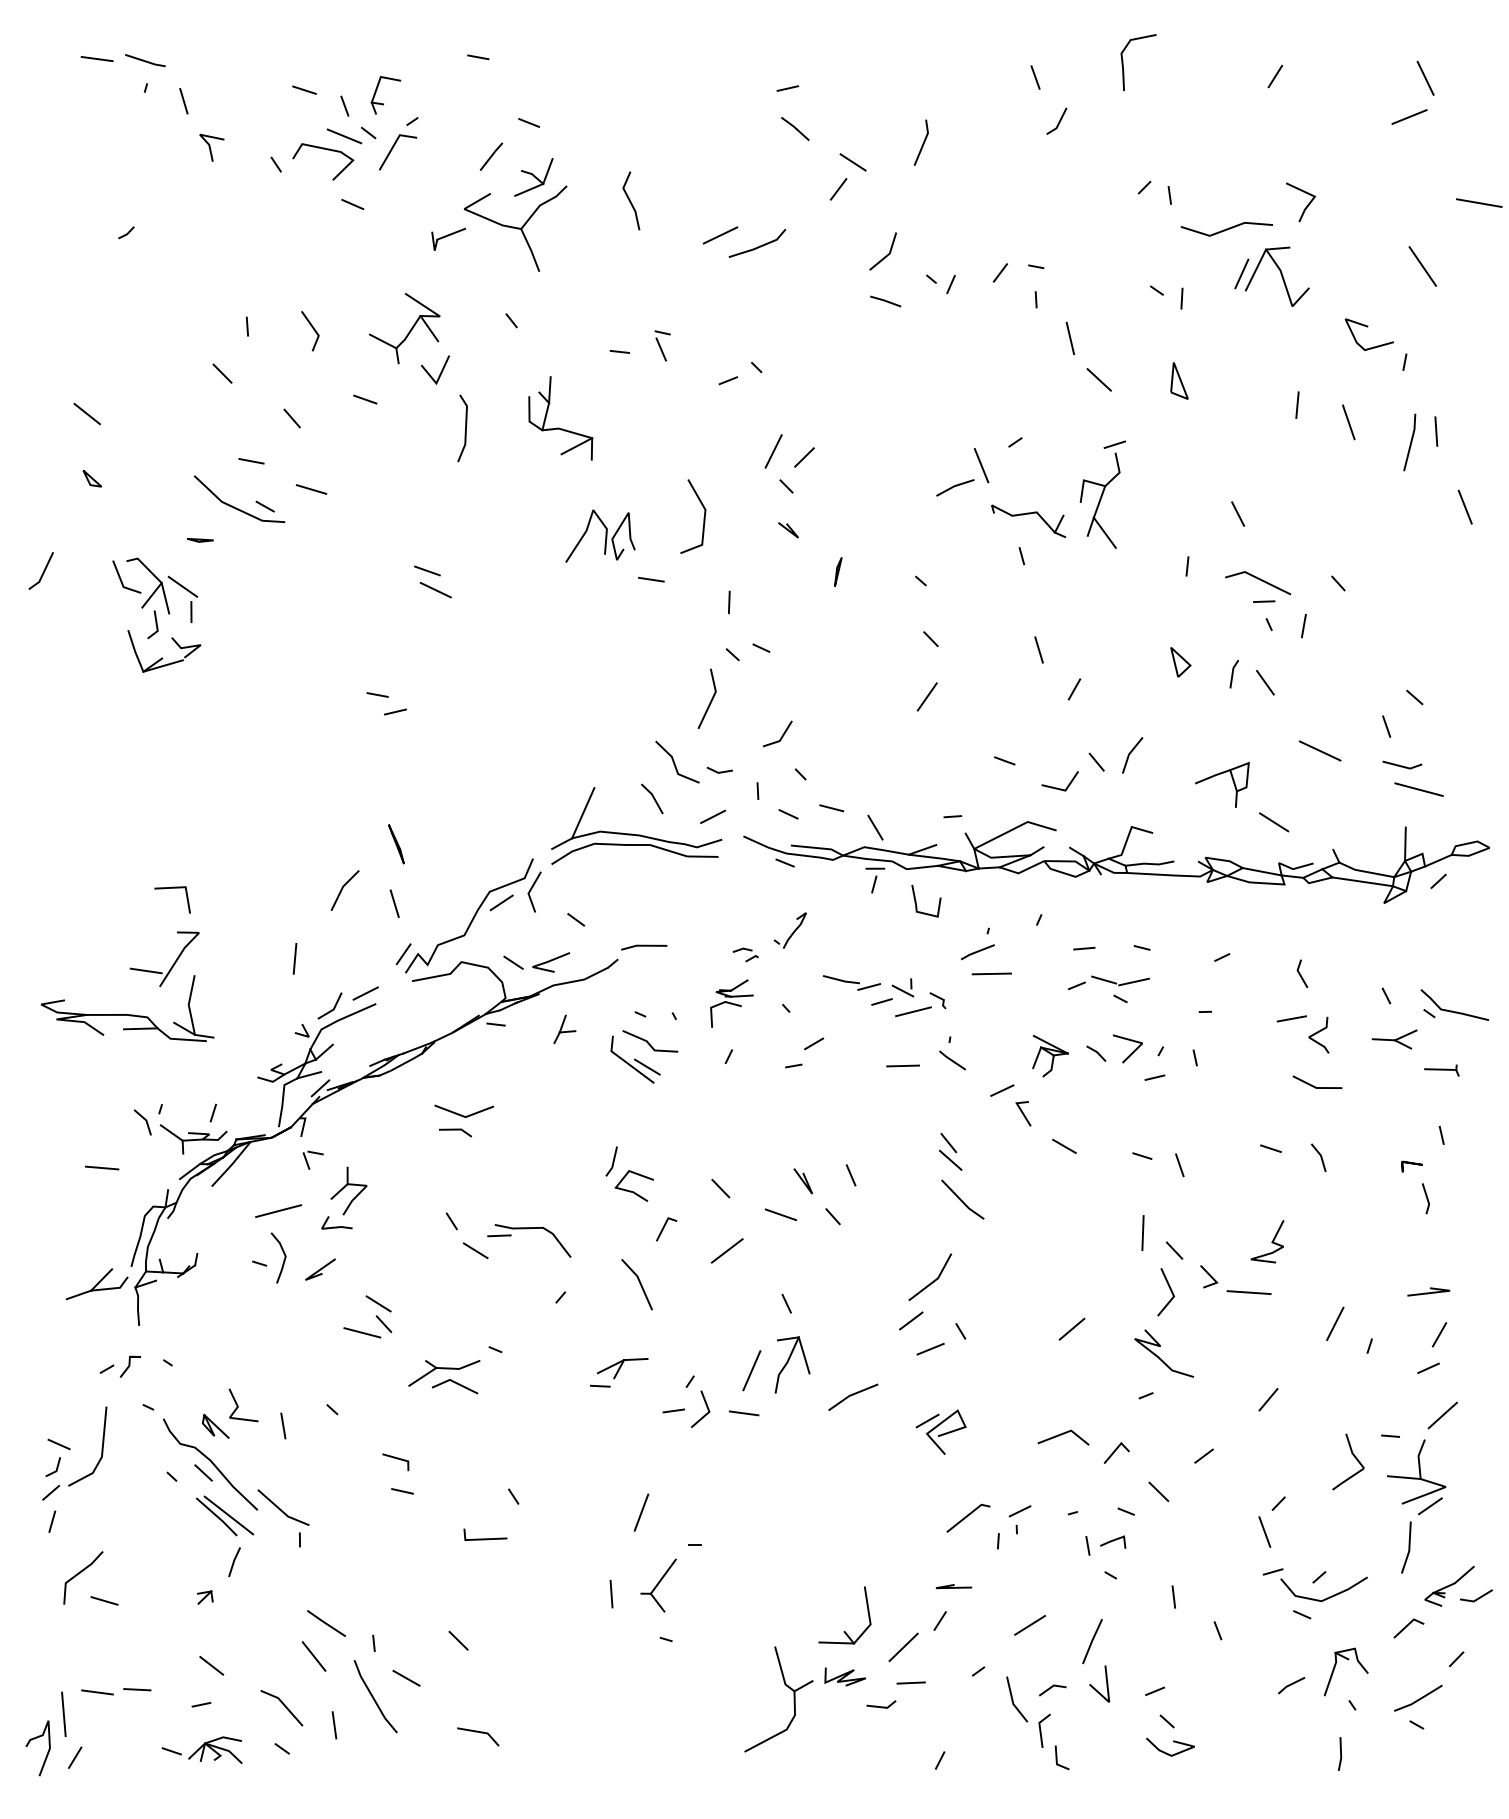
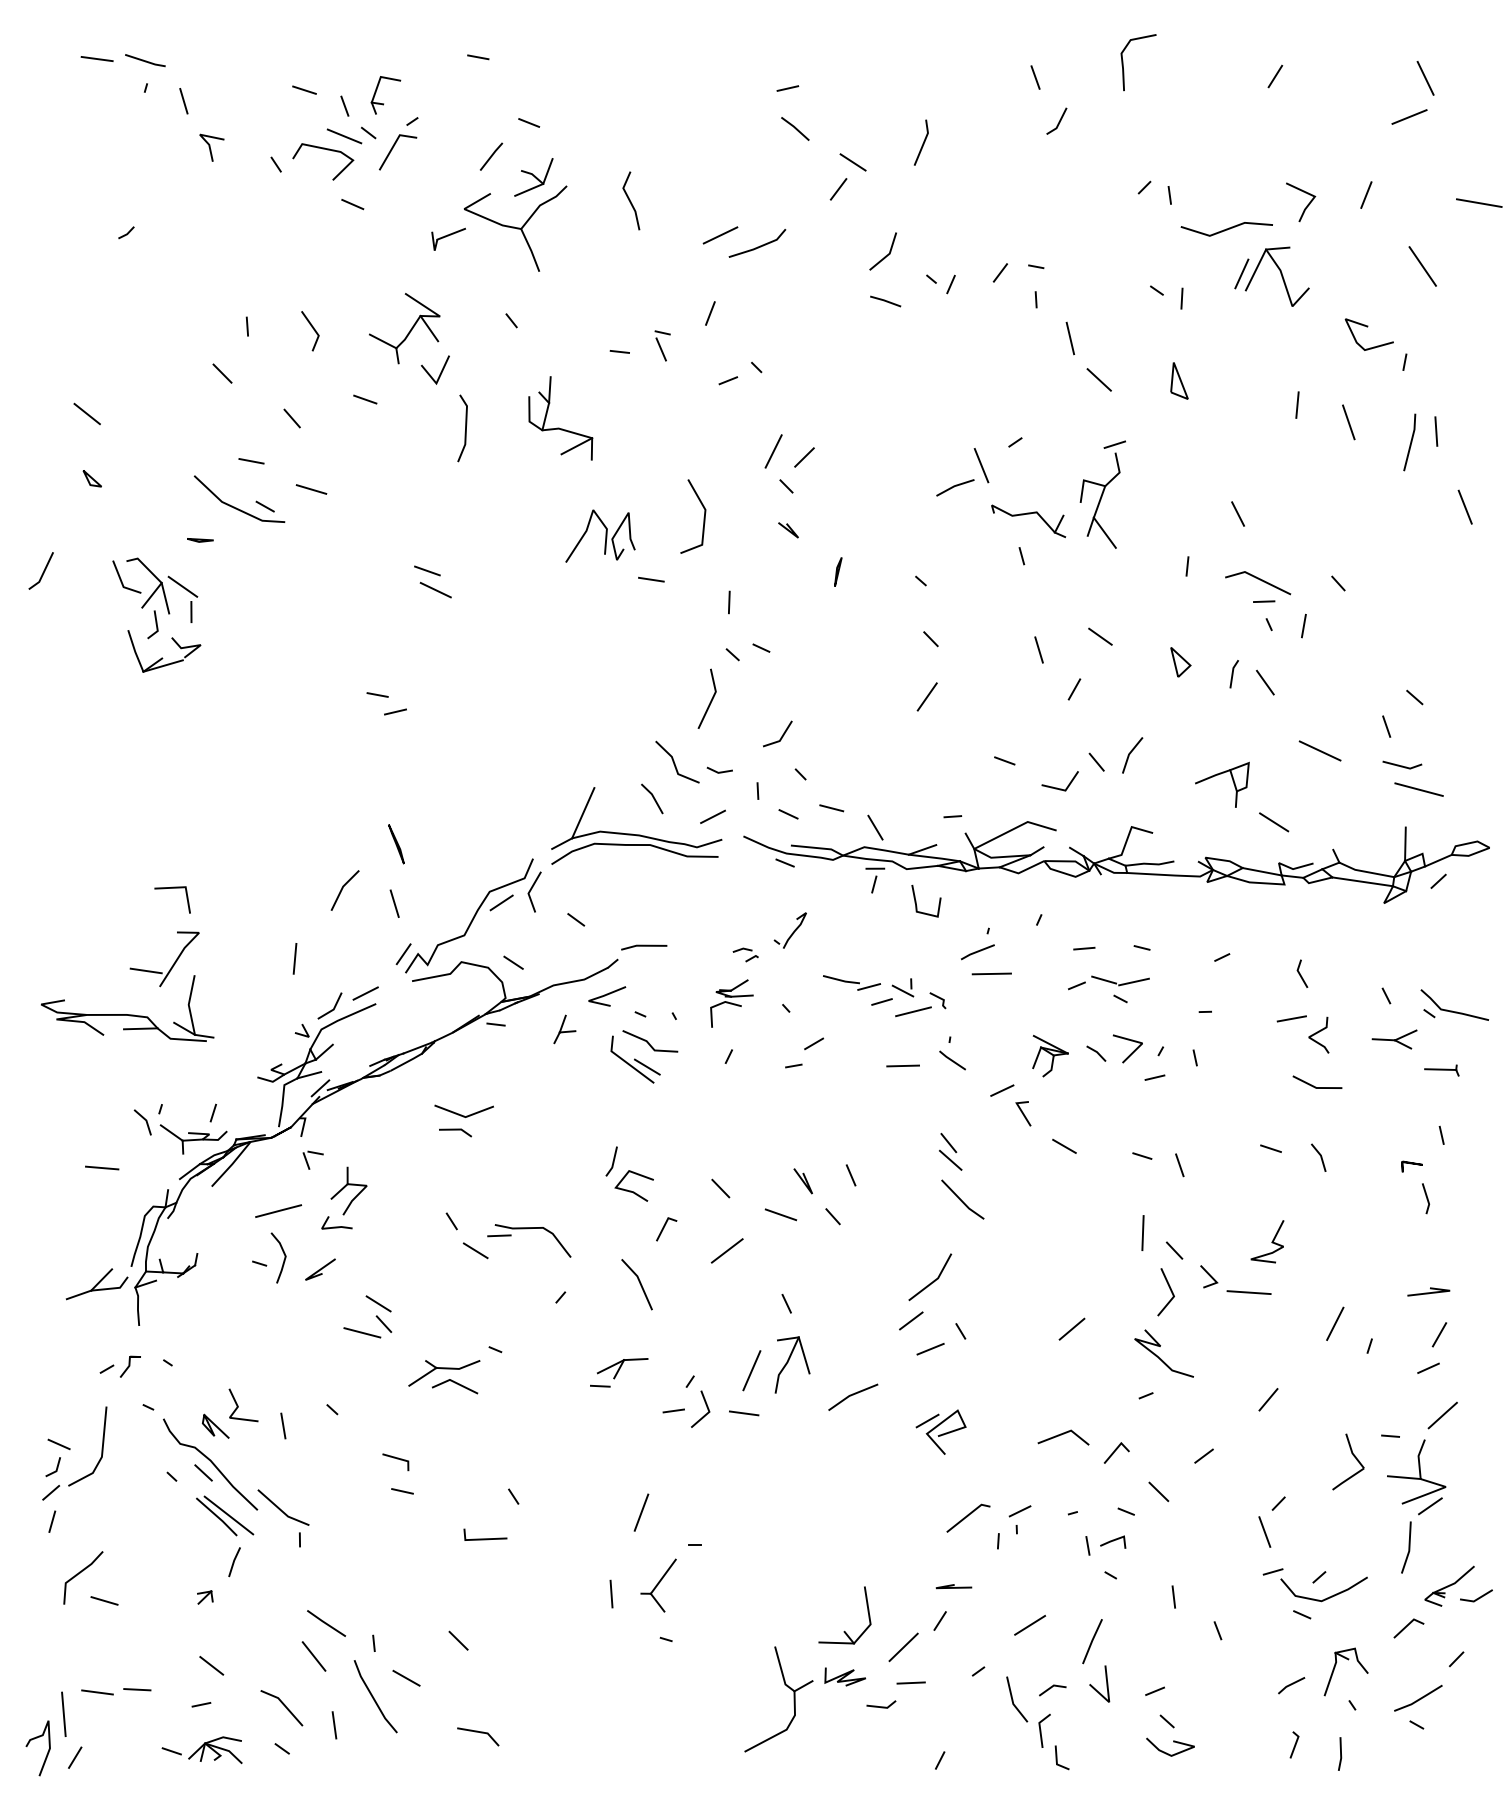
line: none -> present (1366, 194)
line: none -> present (710, 313)
line: none -> present (1100, 636)
line position: (551, 961) -> (607, 995) (607, 995)
line: none -> present (1294, 1744)
